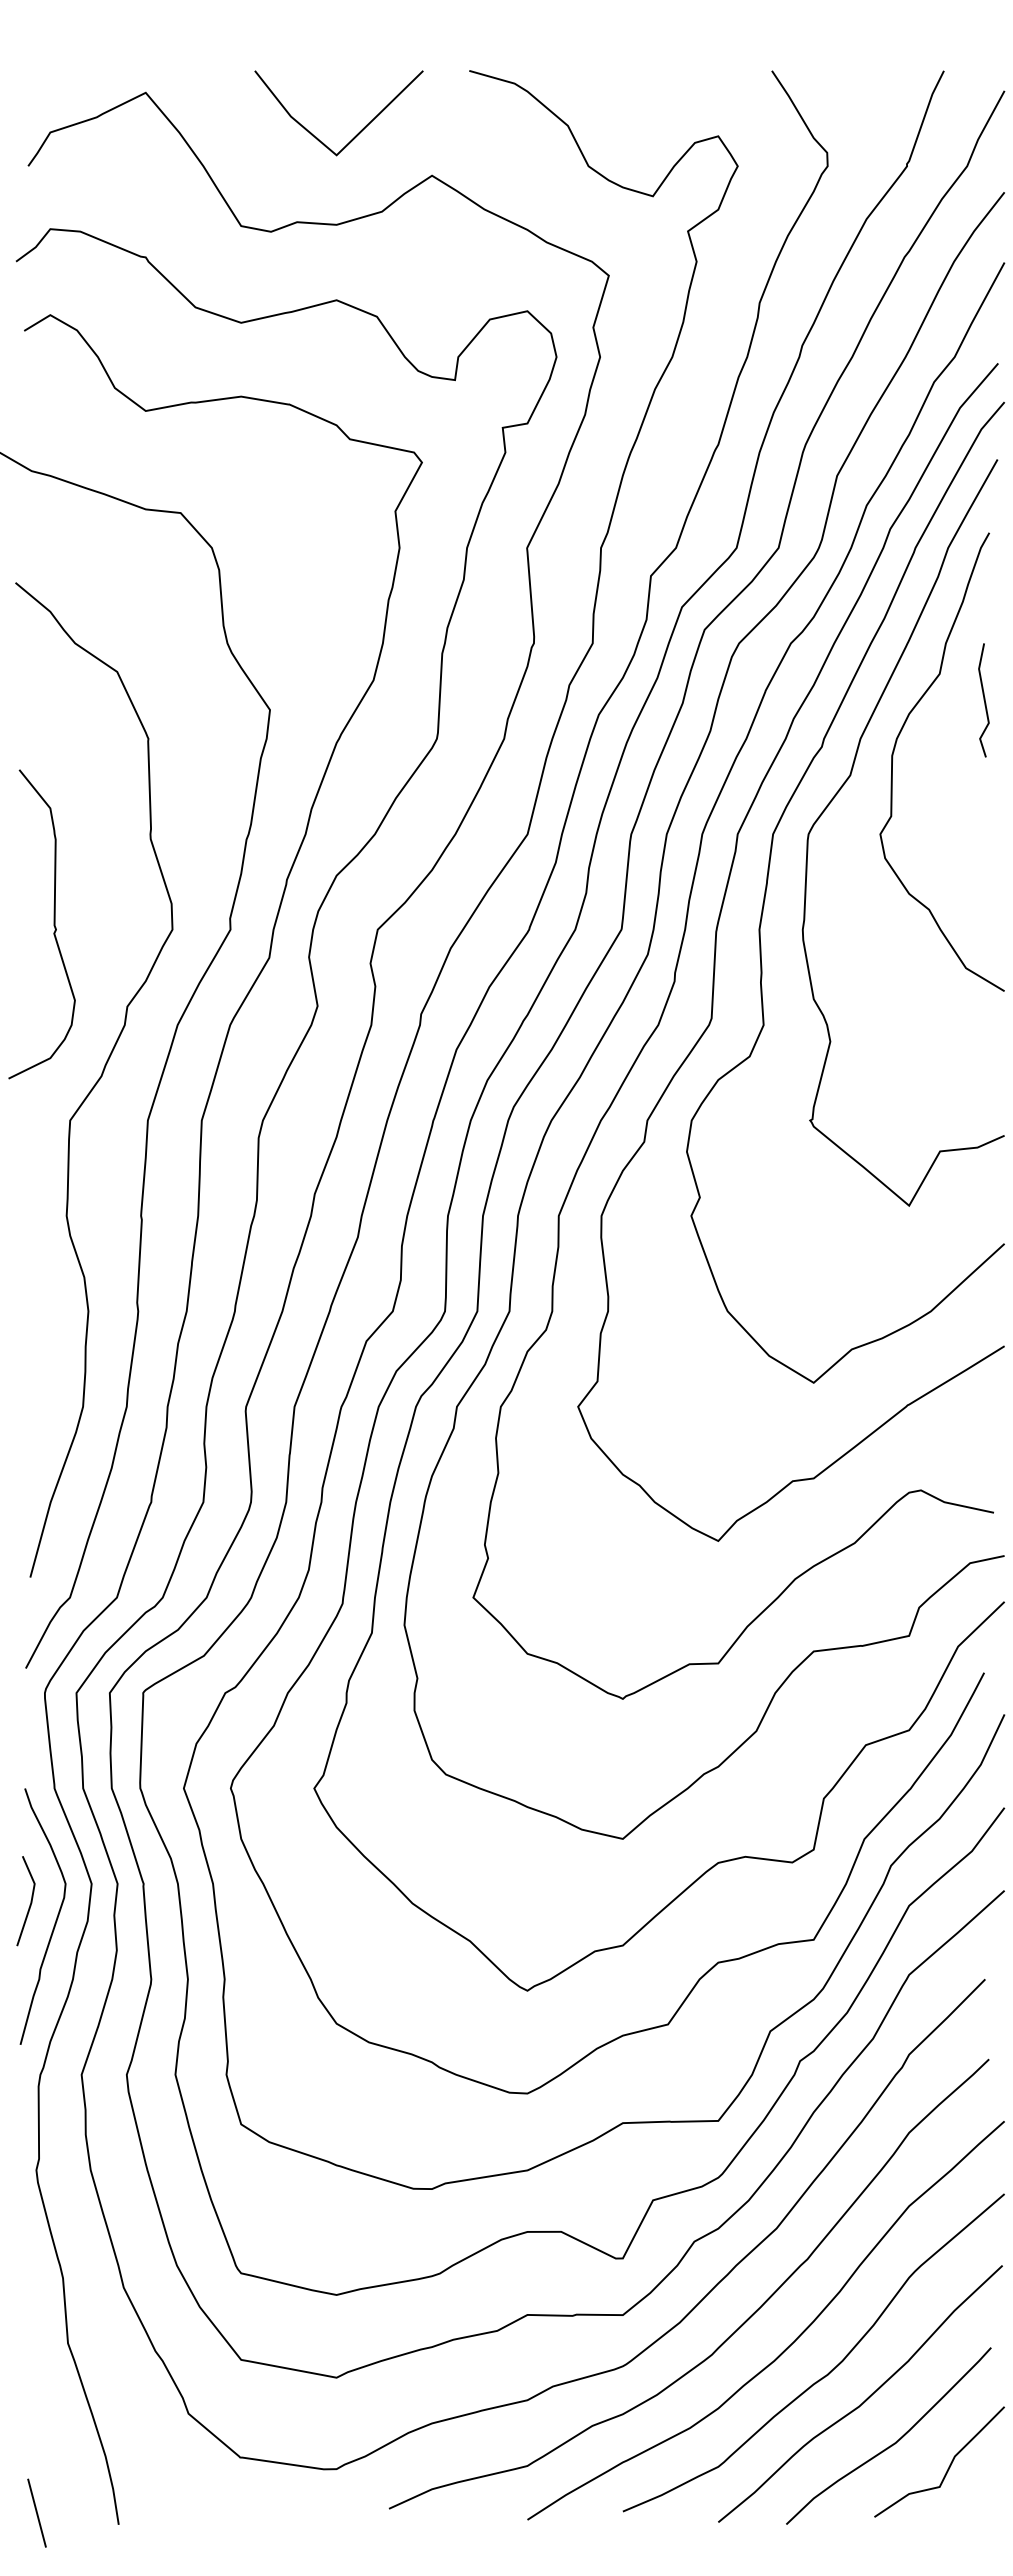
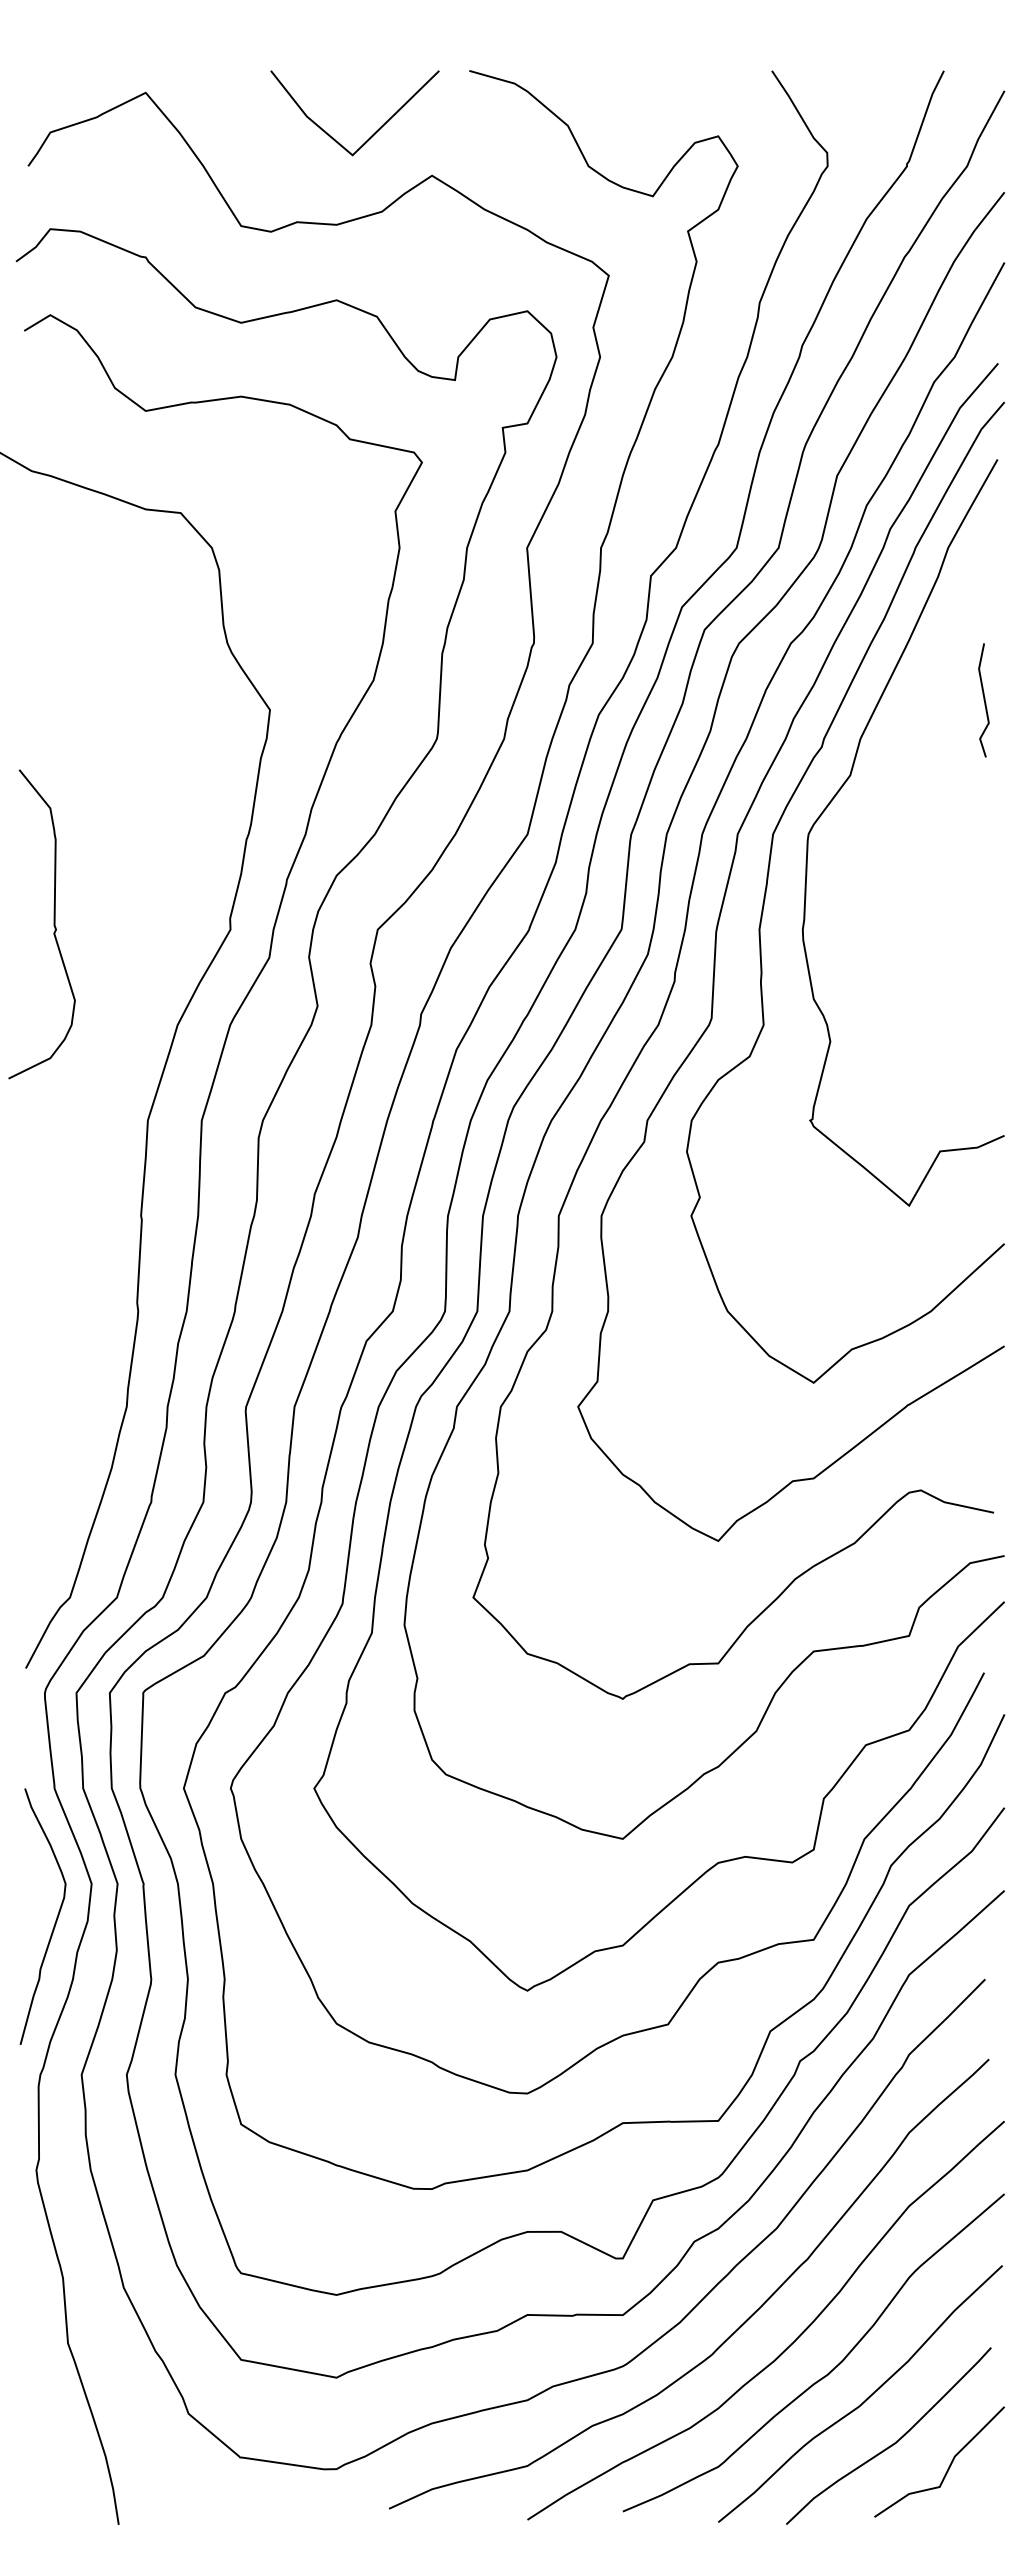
line position: (358, 132) -> (374, 132) (374, 132)
curve: present -> none (895, 748)
curve: present -> none (96, 1081)
line: present -> none (30, 1901)
line: present -> none (36, 2512)
